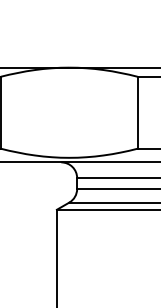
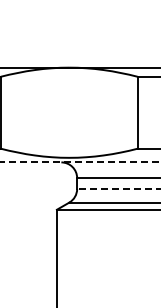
line: solid -> dashed (80, 162)
line: solid -> dashed (118, 188)
